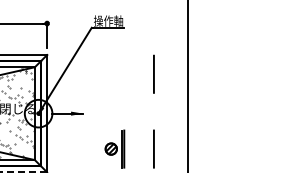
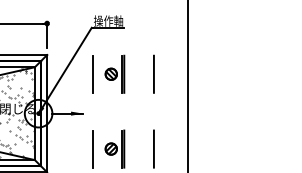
line: none -> present (92, 73)
part: none -> present (114, 73)
line: none -> present (92, 149)
line: dashed -> solid (23, 172)
